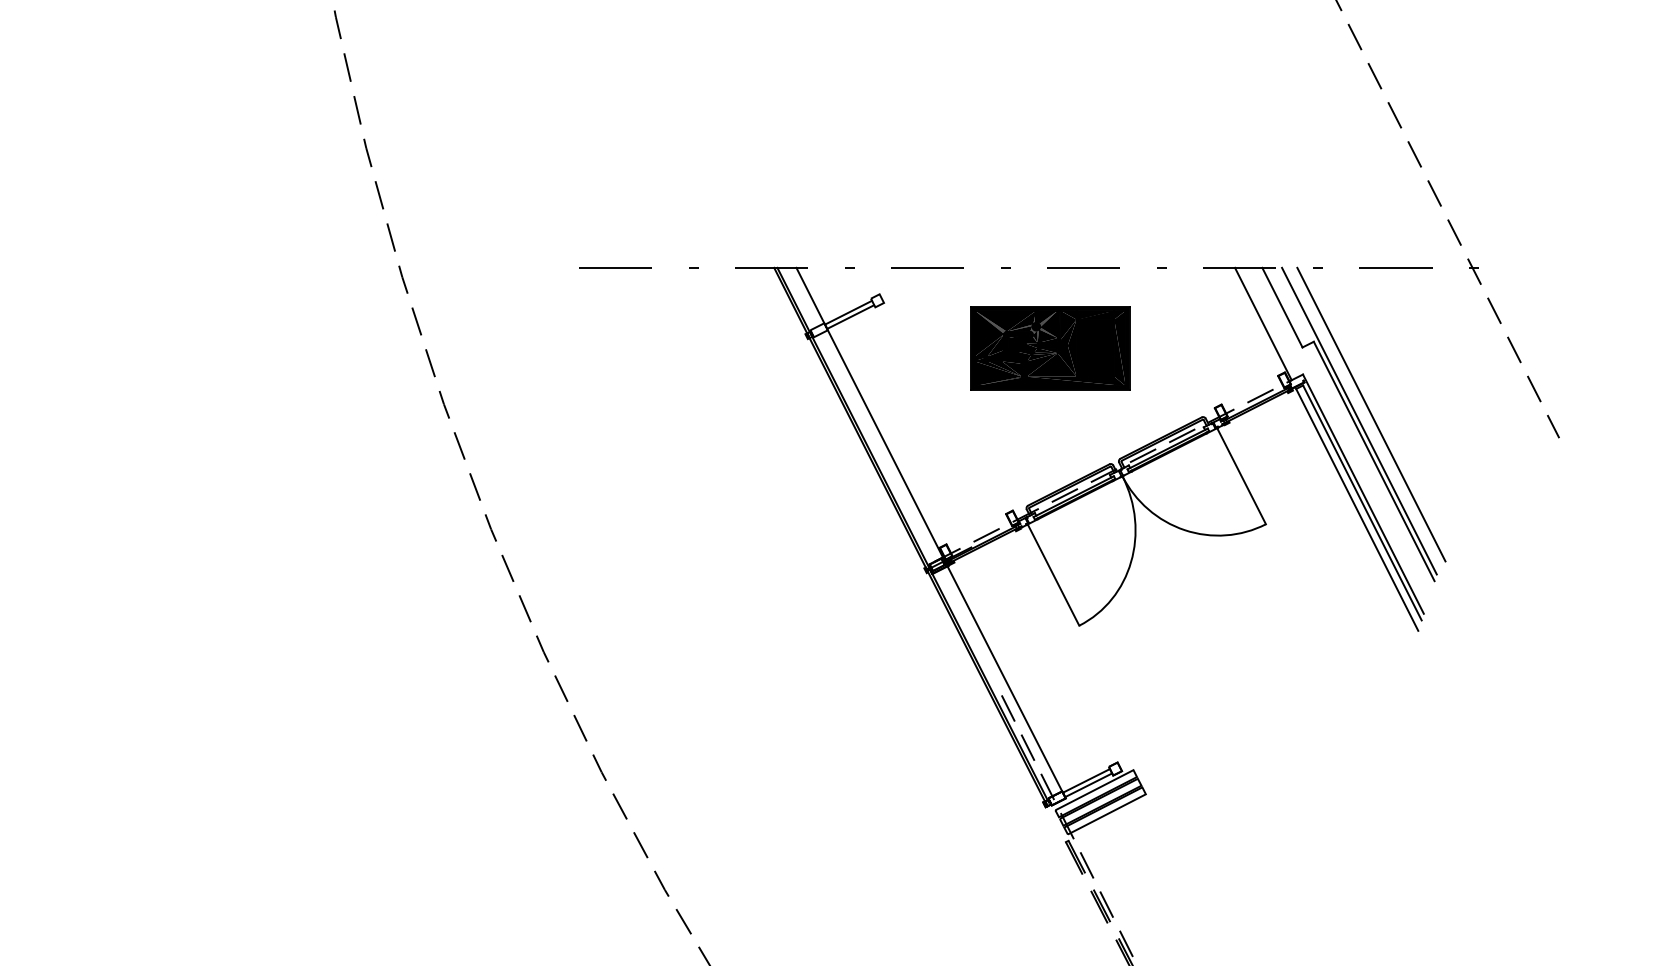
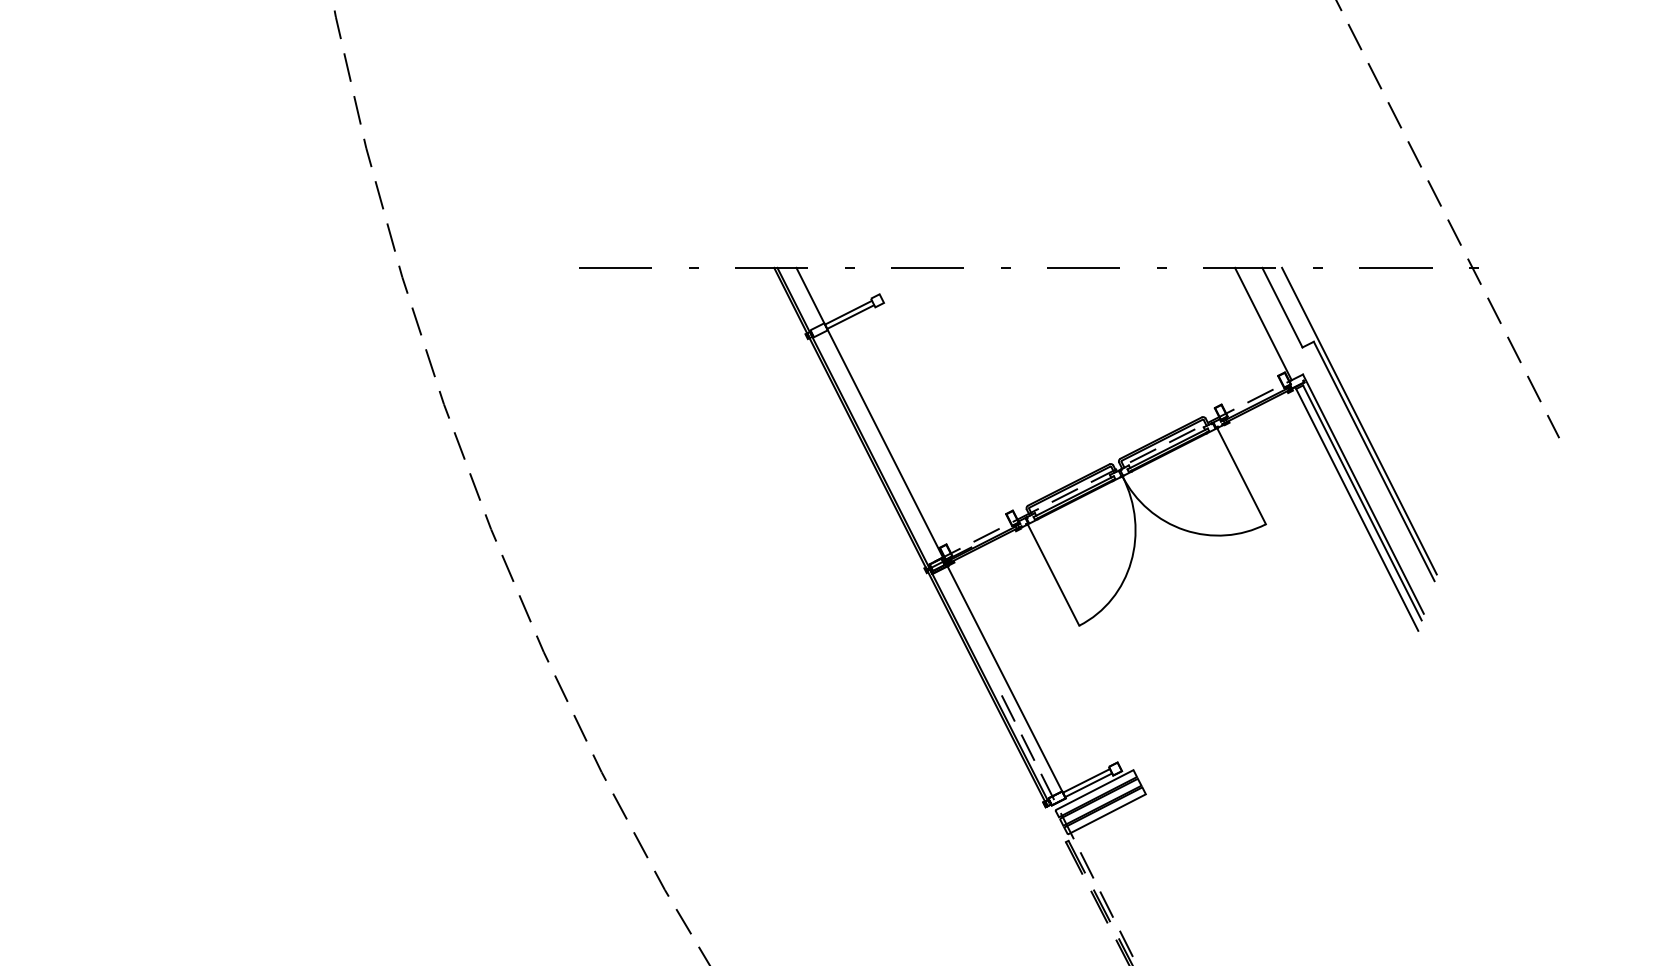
part: present -> none (1050, 348)
line: present -> none (1371, 414)
